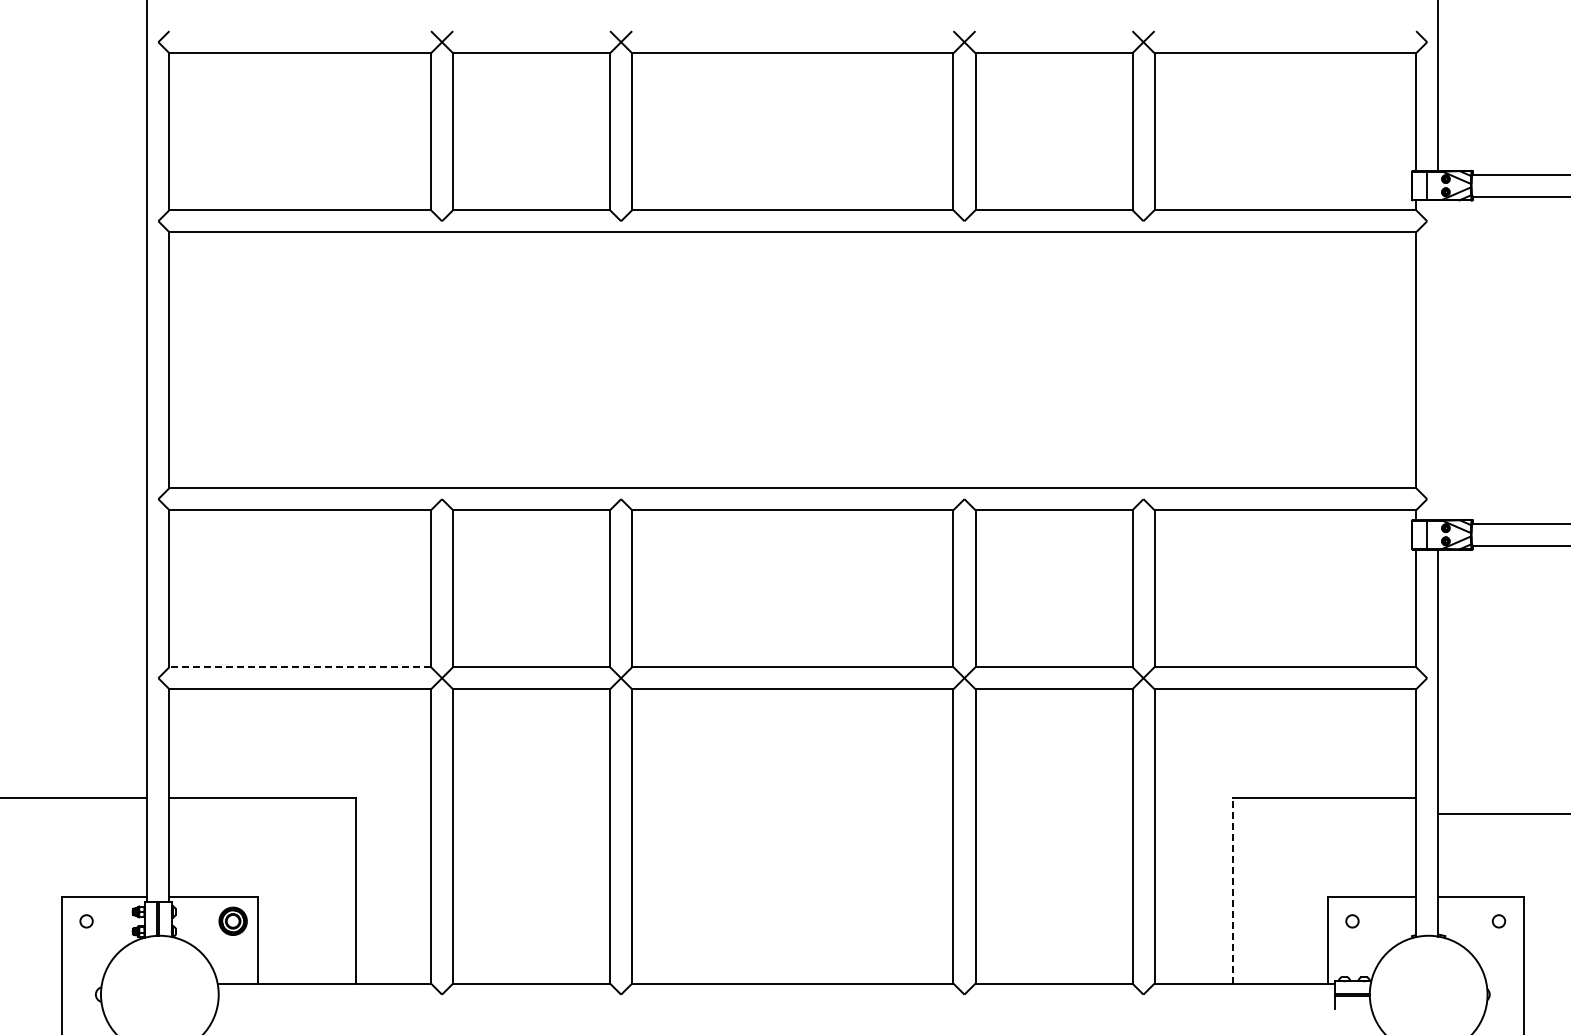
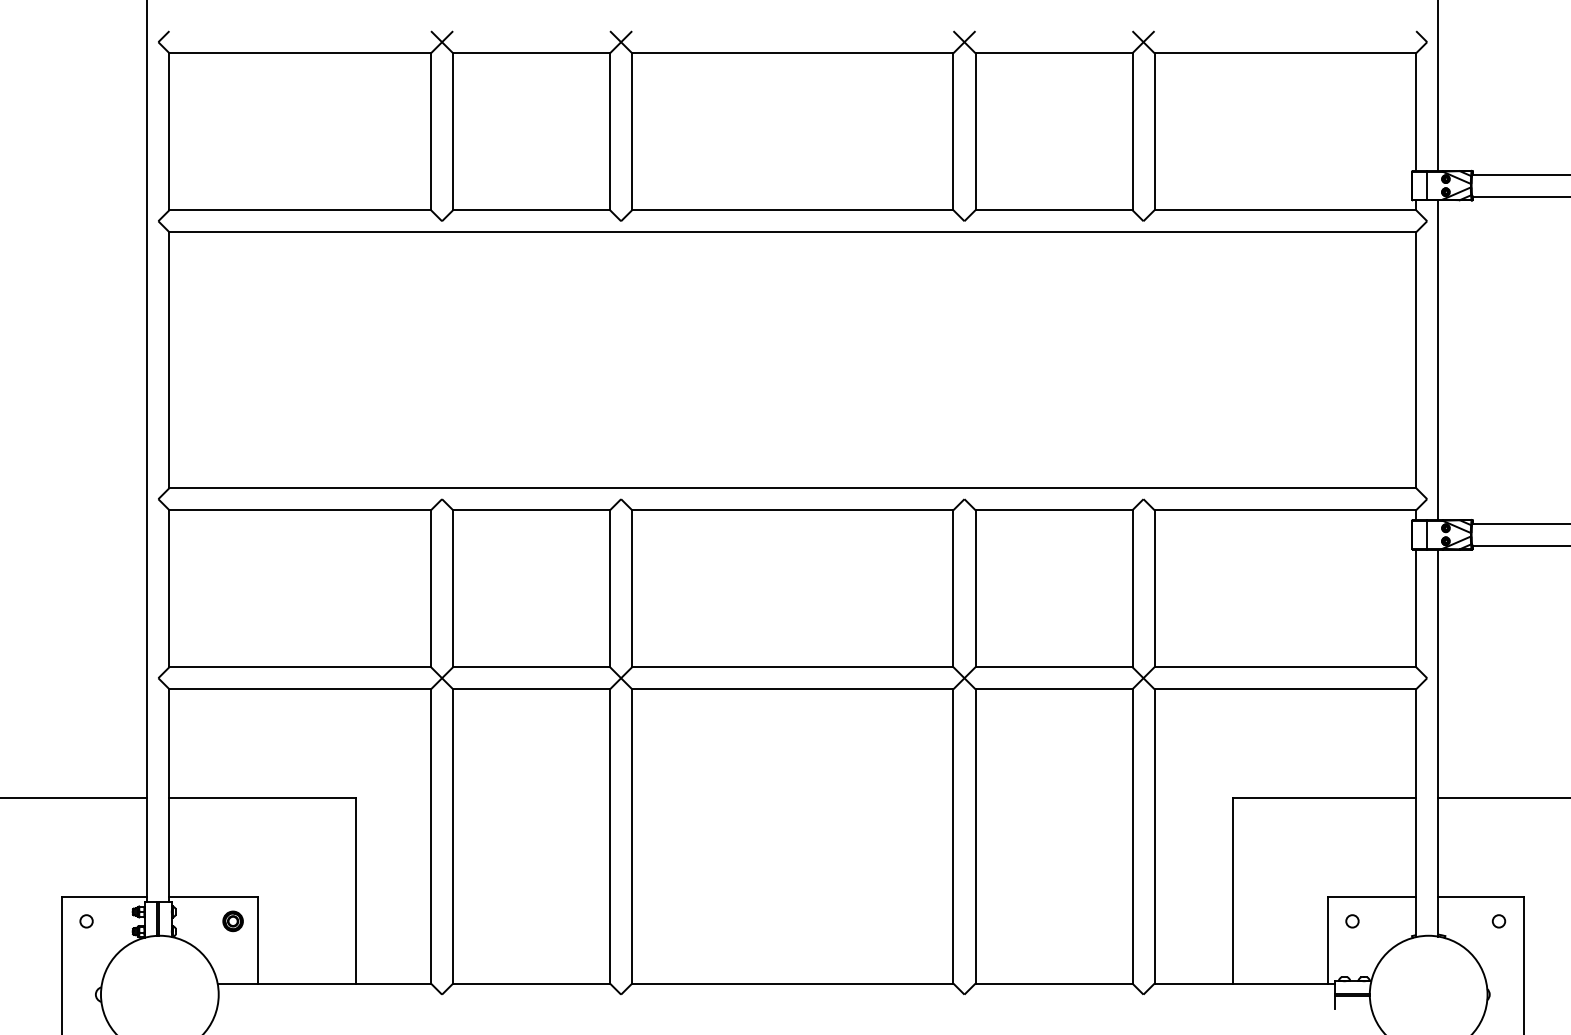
line: none -> present (1438, 360)
line: dashed -> solid (300, 667)
line position: (1502, 814) -> (1502, 798) (1502, 798)
line: dashed -> solid (1232, 891)
part size: 30x30 px -> 22x23 px (232, 921)
